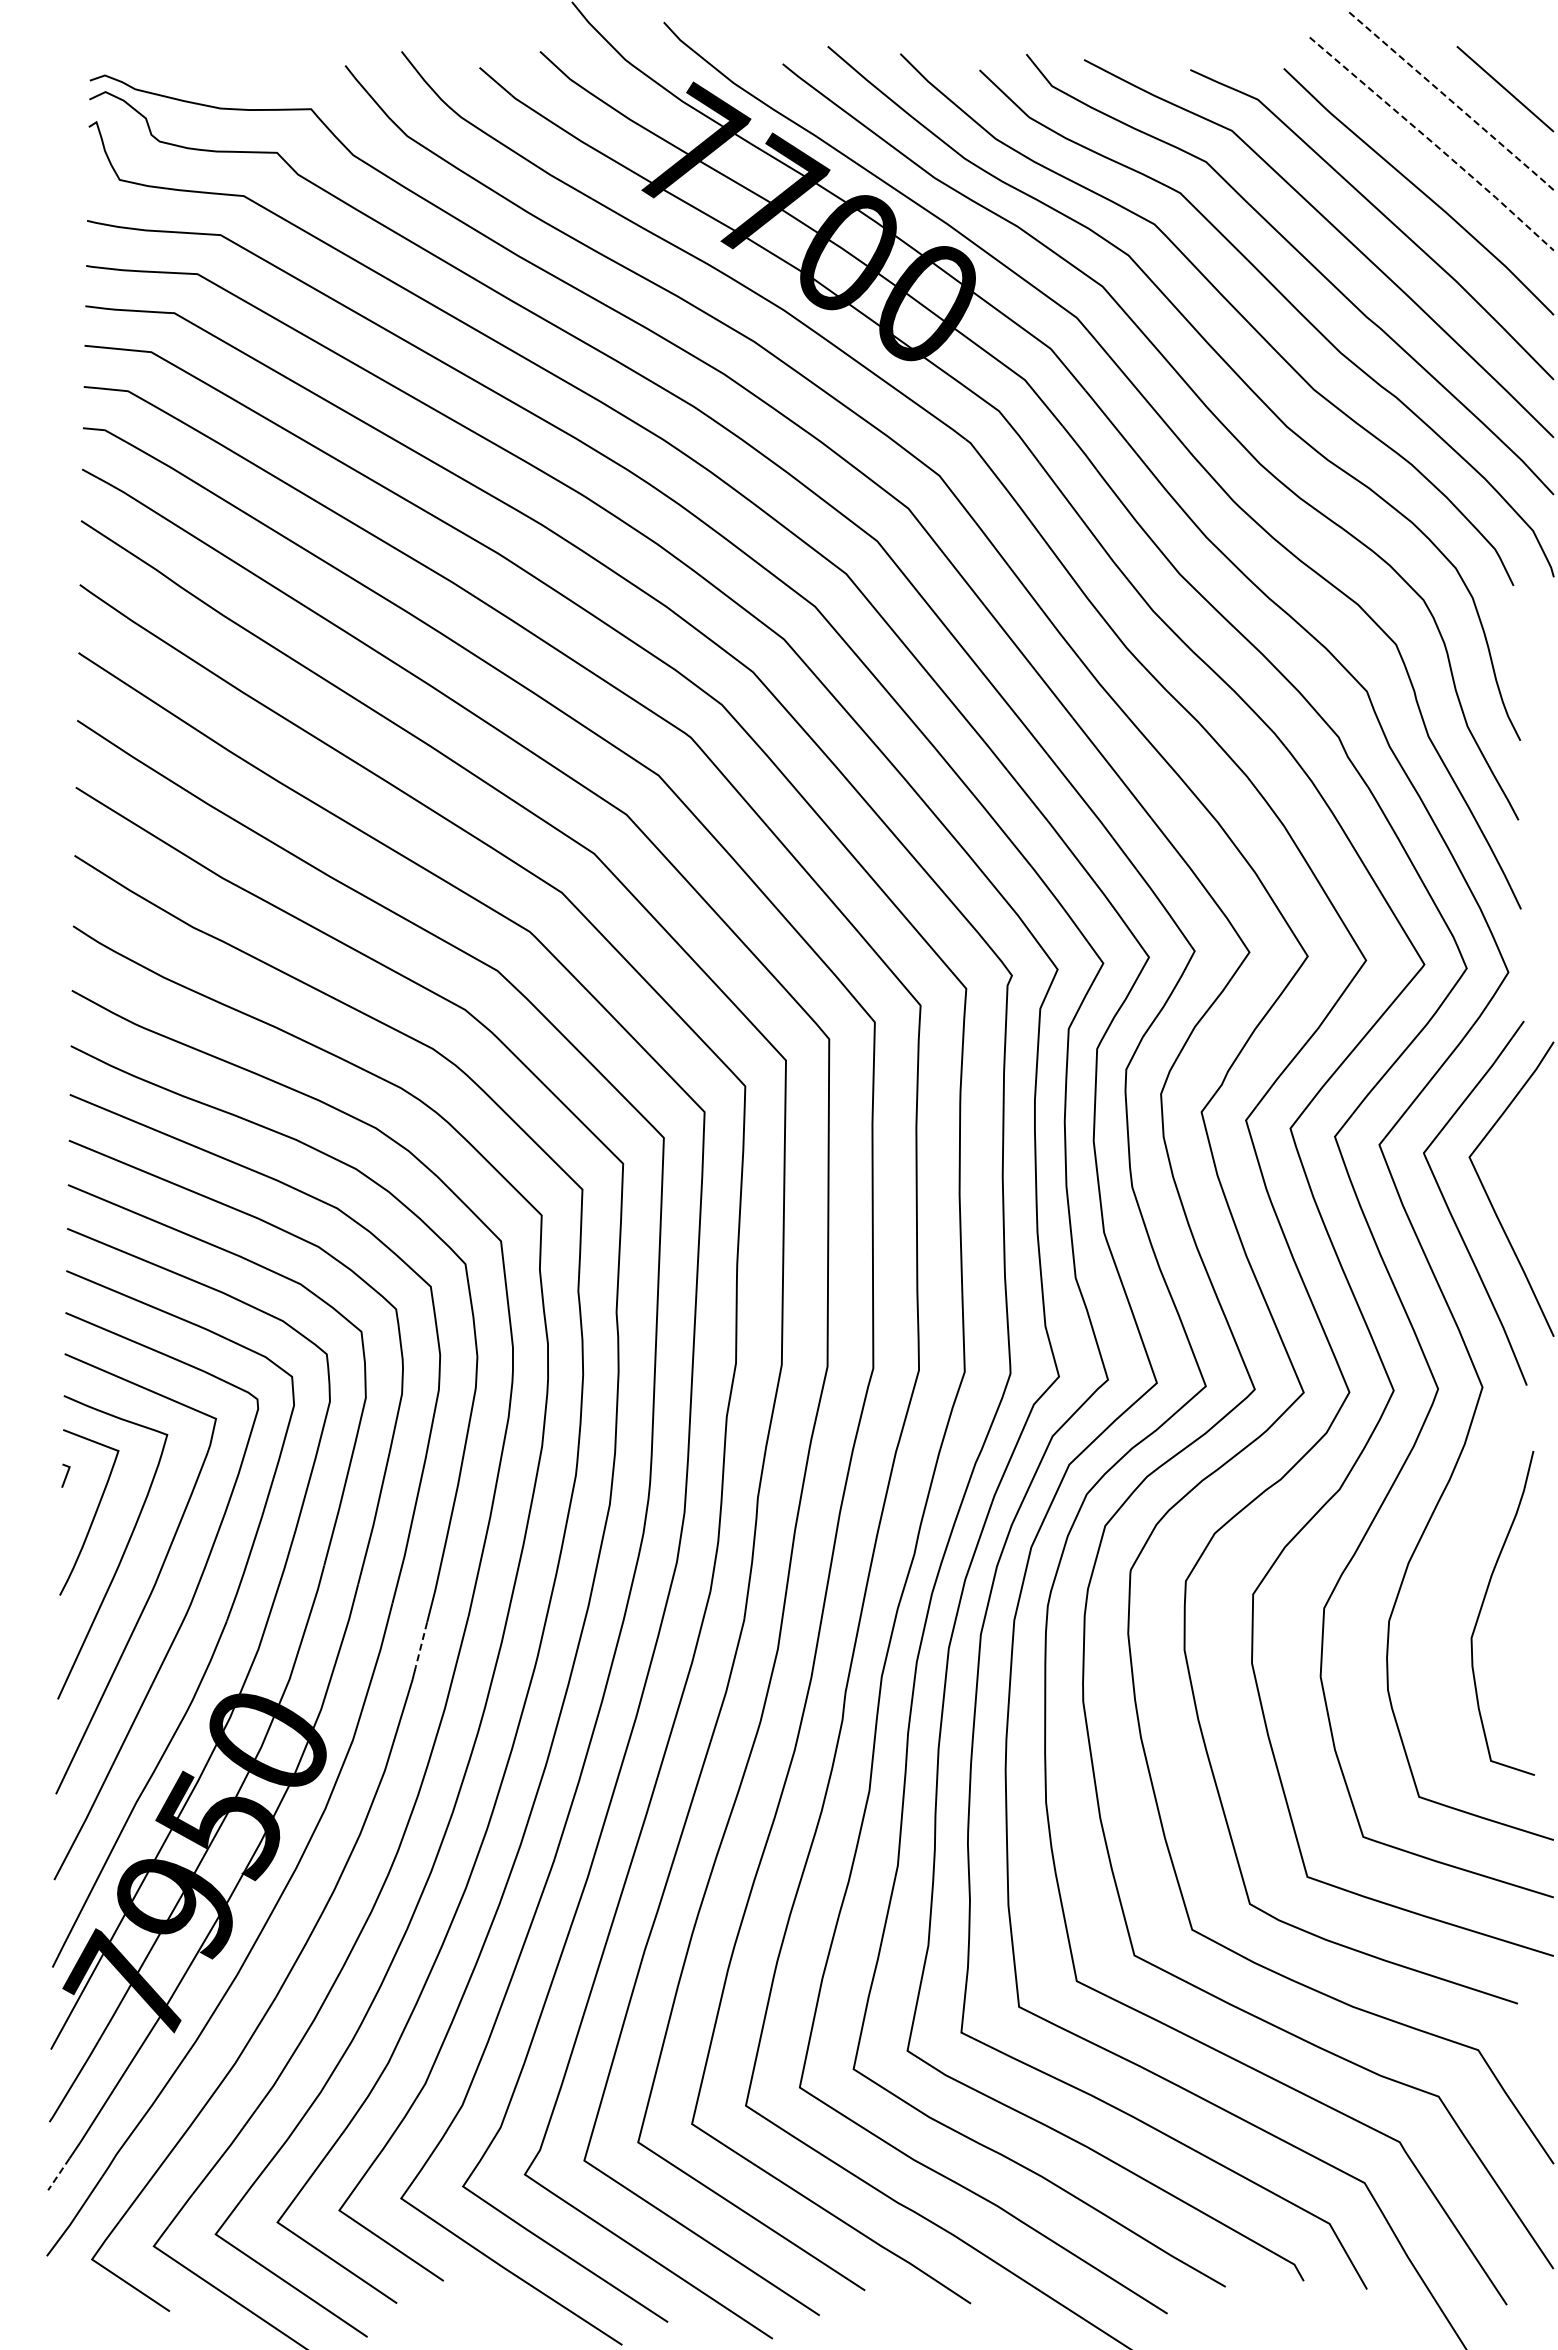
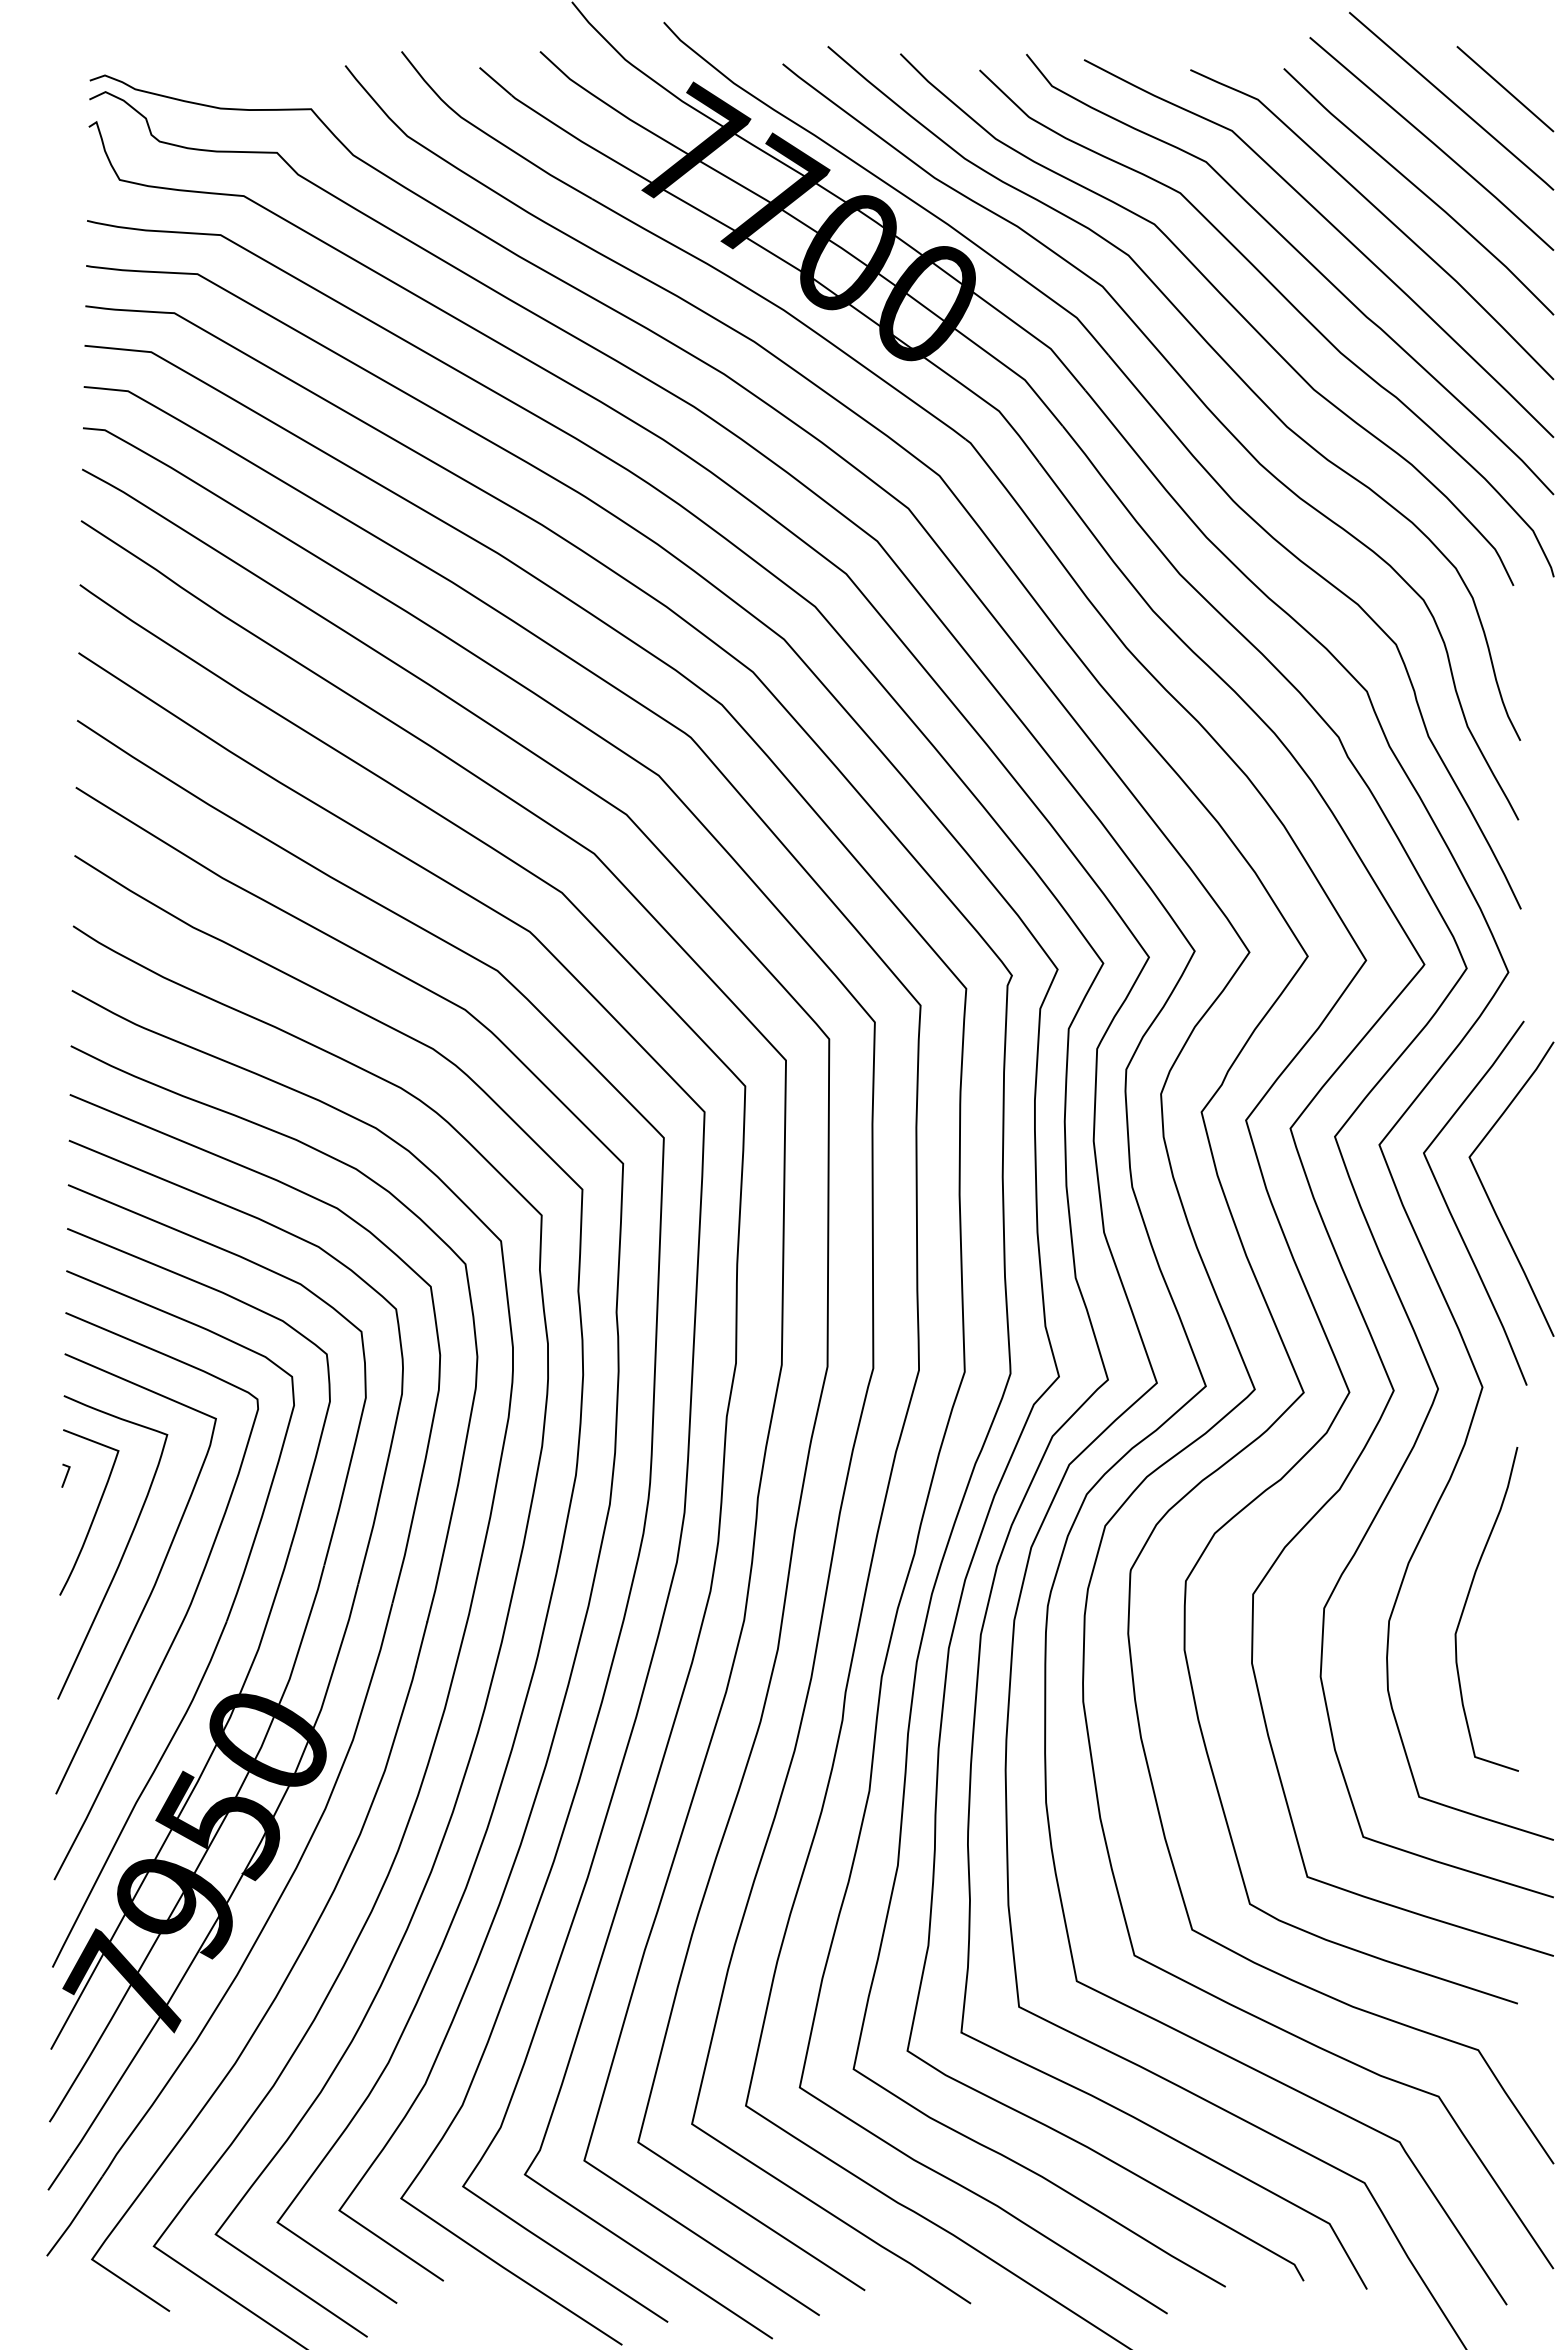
line: dashed -> solid (1452, 101)
line: dashed -> solid (1433, 143)
curve position: (1482, 1607) -> (1466, 1603) (1466, 1603)
line: dashed -> solid (421, 1644)
line: dashed -> solid (58, 2174)
